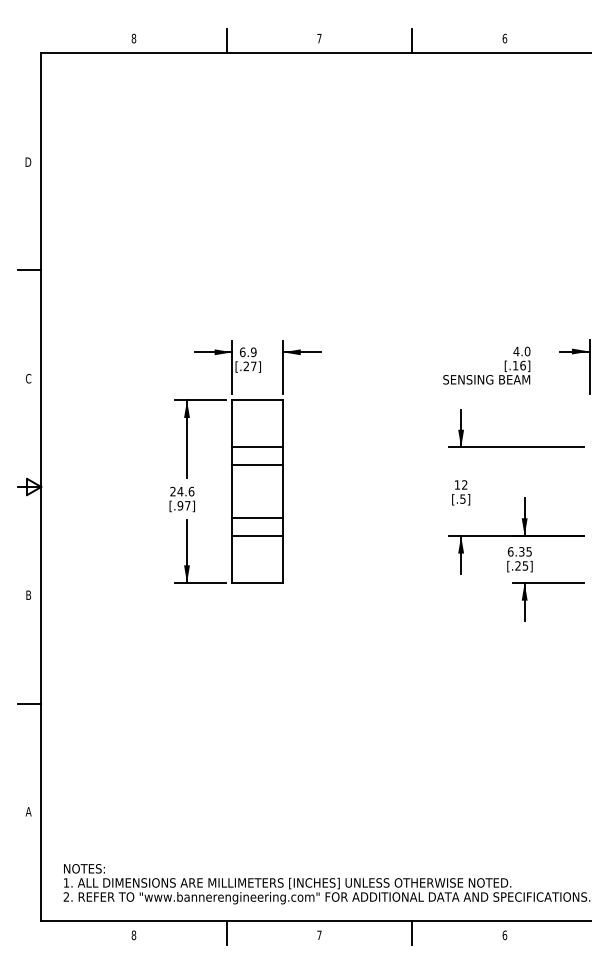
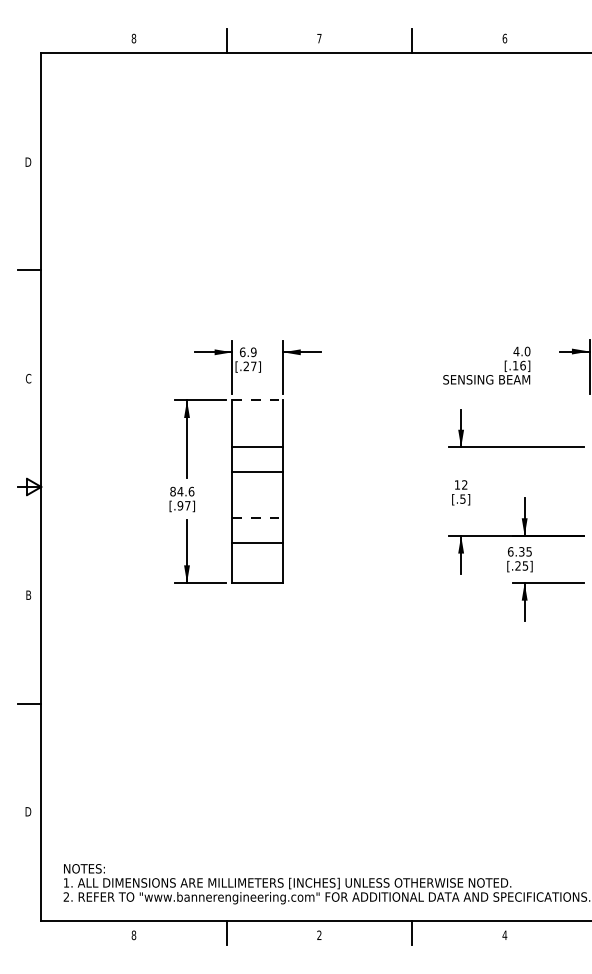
line: solid -> dashed (258, 400)
line position: (257, 464) -> (257, 471) (257, 471)
text: 24.6 -> 84.6 (172, 491)
line: solid -> dashed (258, 518)
line position: (257, 535) -> (257, 542) (257, 542)
text: A -> D (28, 811)
text: 7 -> 2 (319, 934)
text: 6 -> 4 (504, 935)
